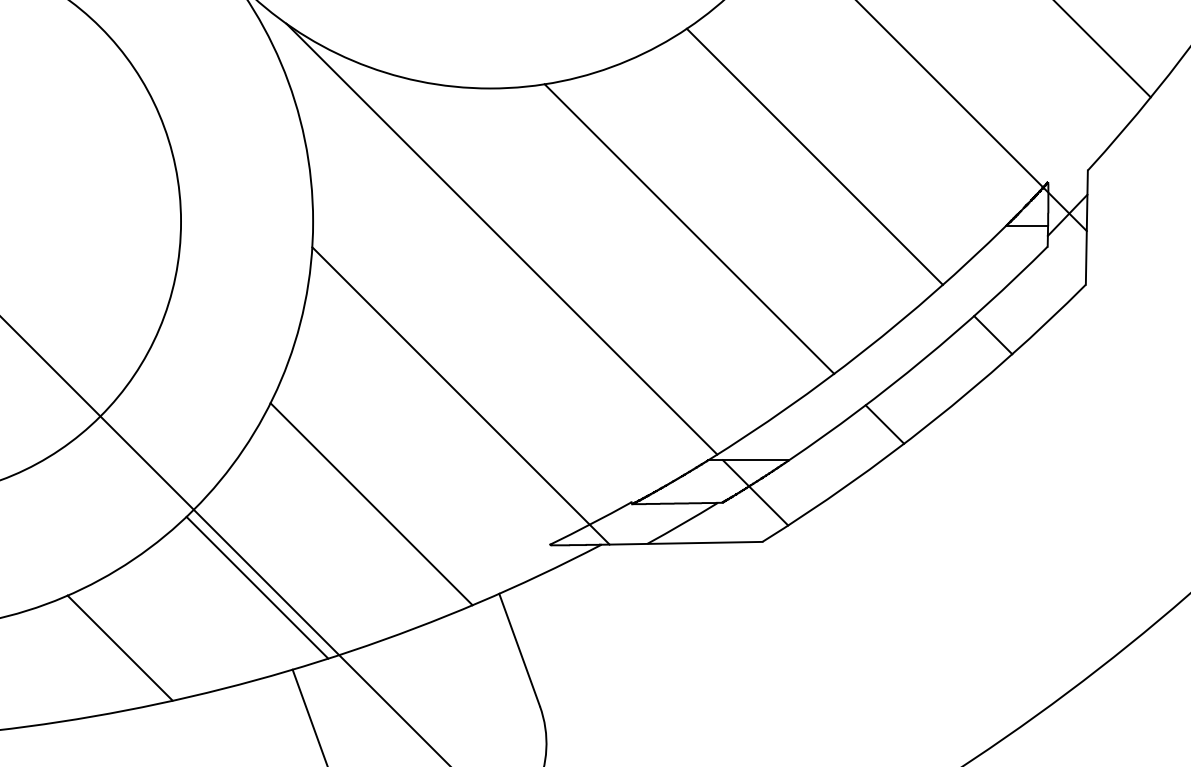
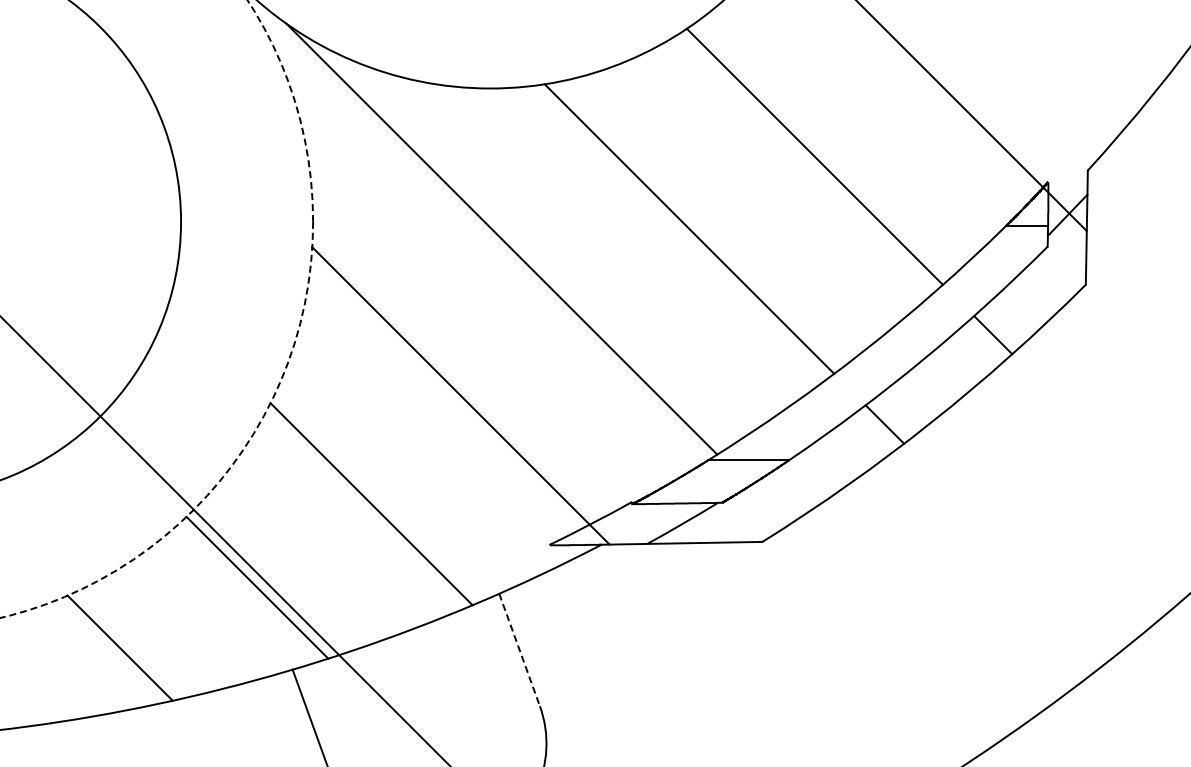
line: present -> none (1102, 49)
circle: solid -> dashed (156, 309)
line: present -> none (755, 492)
line: solid -> dashed (519, 650)
